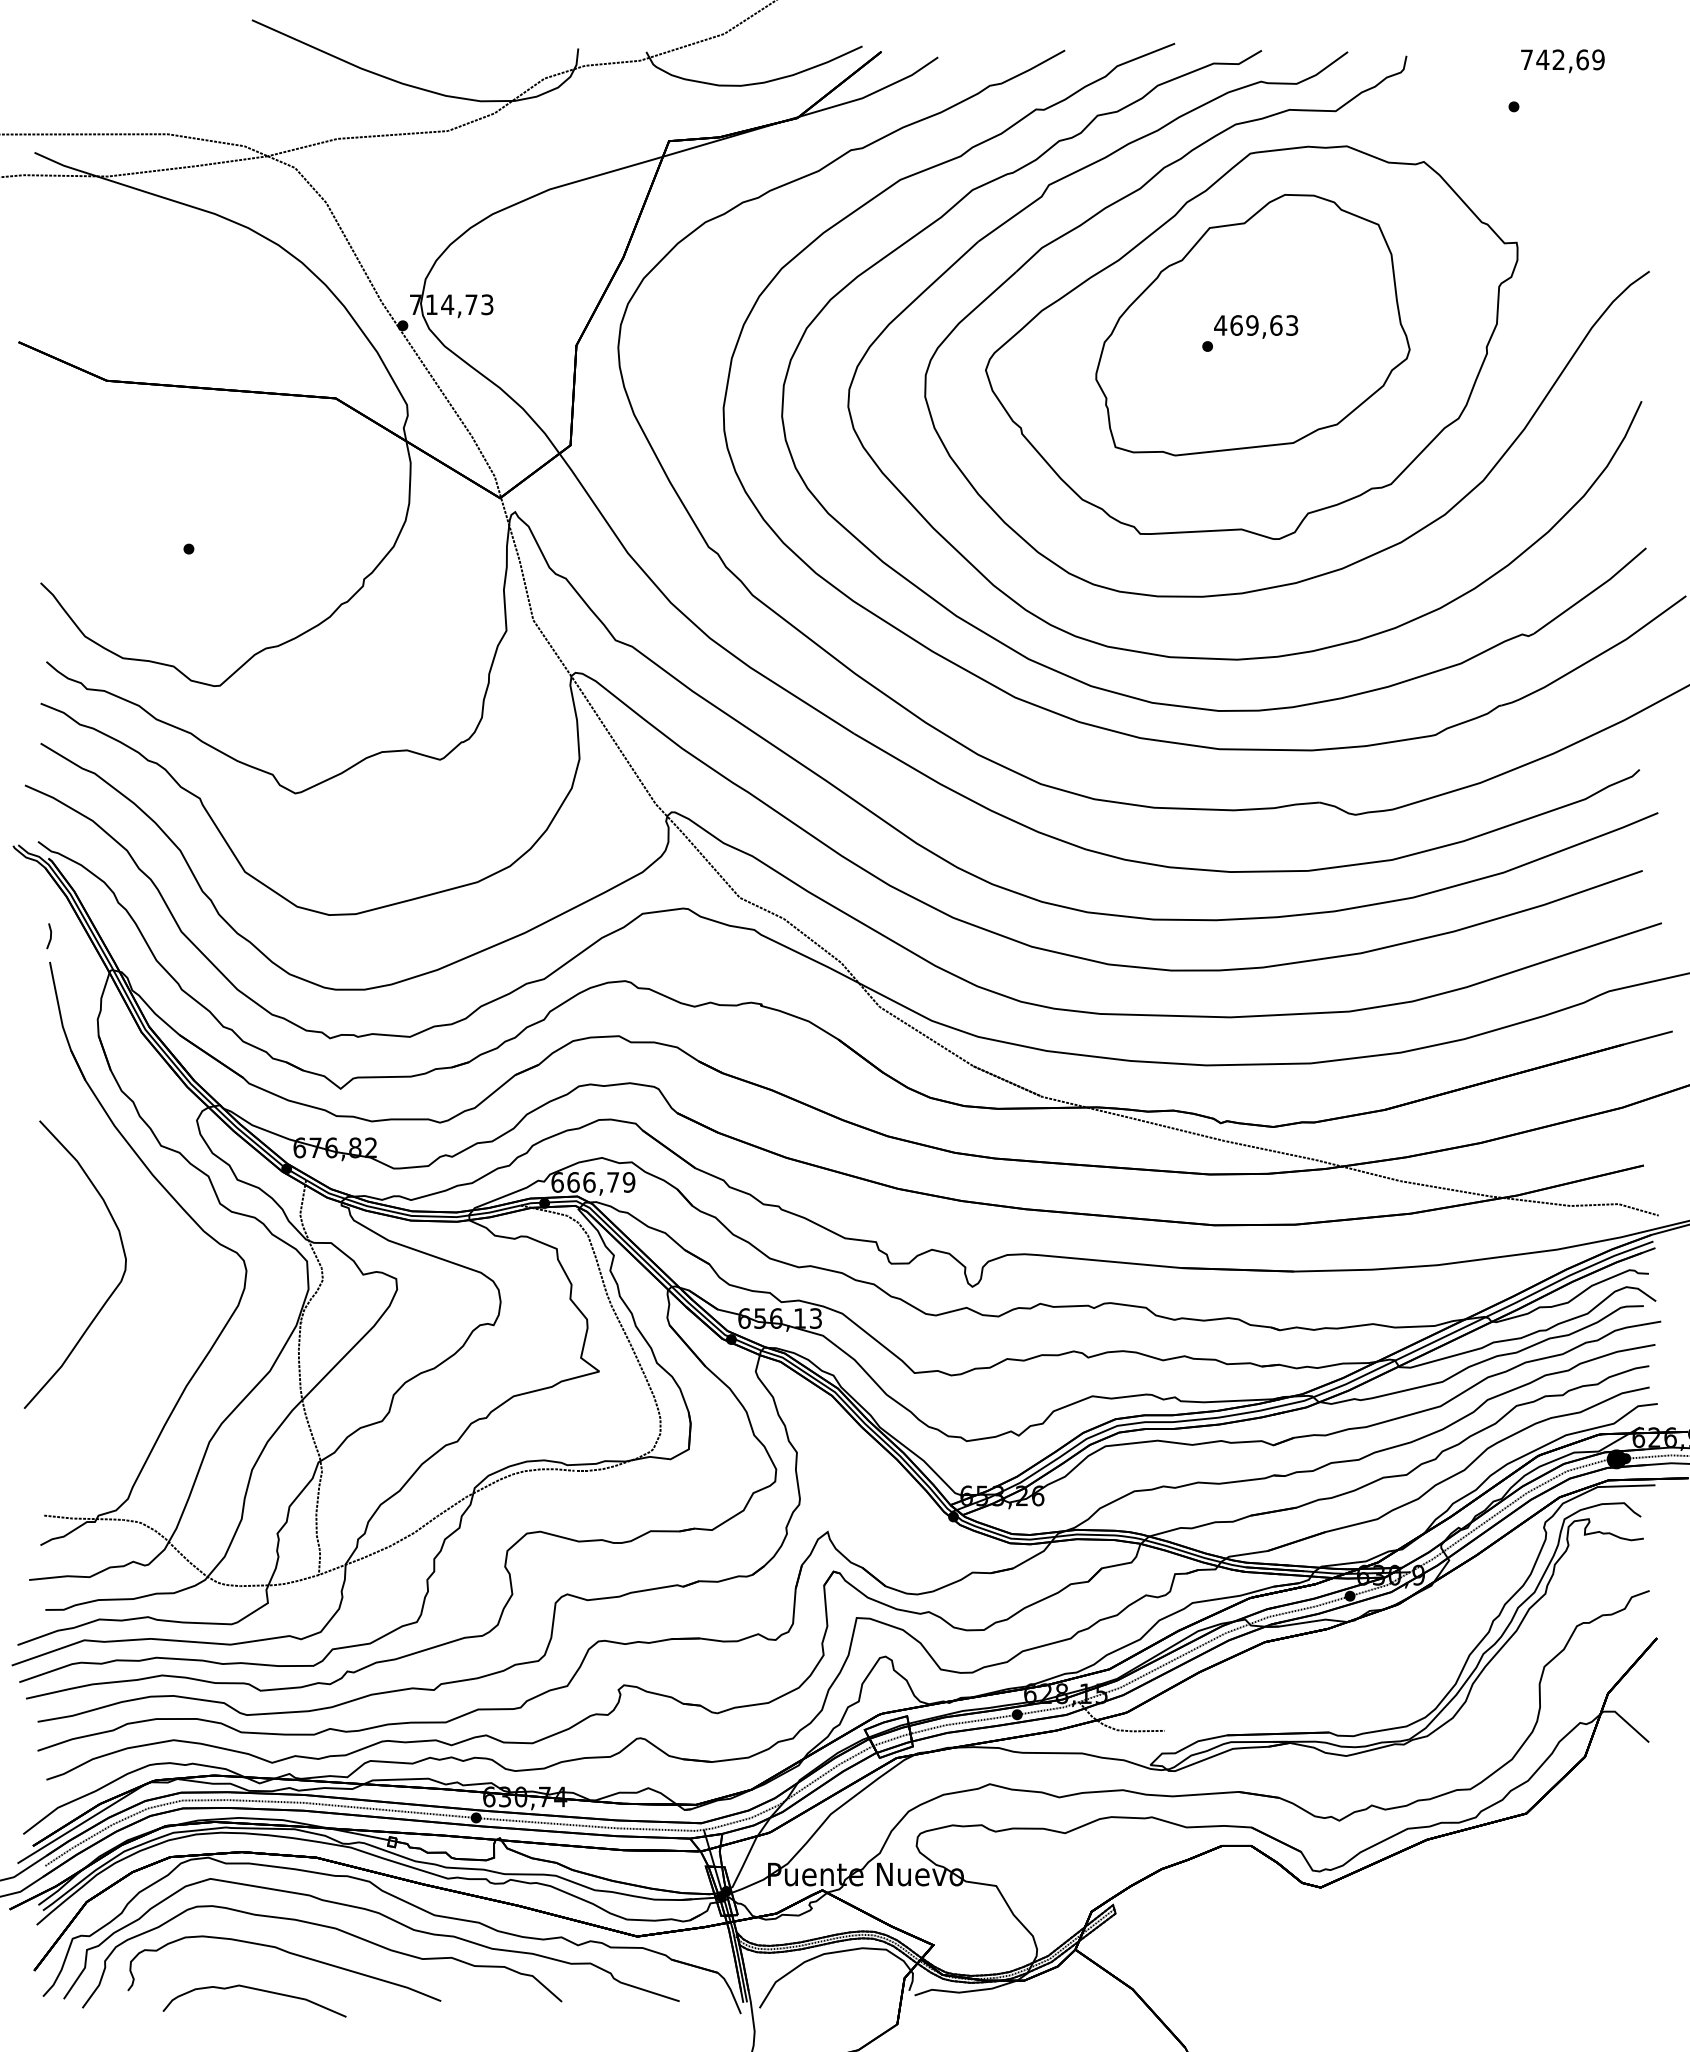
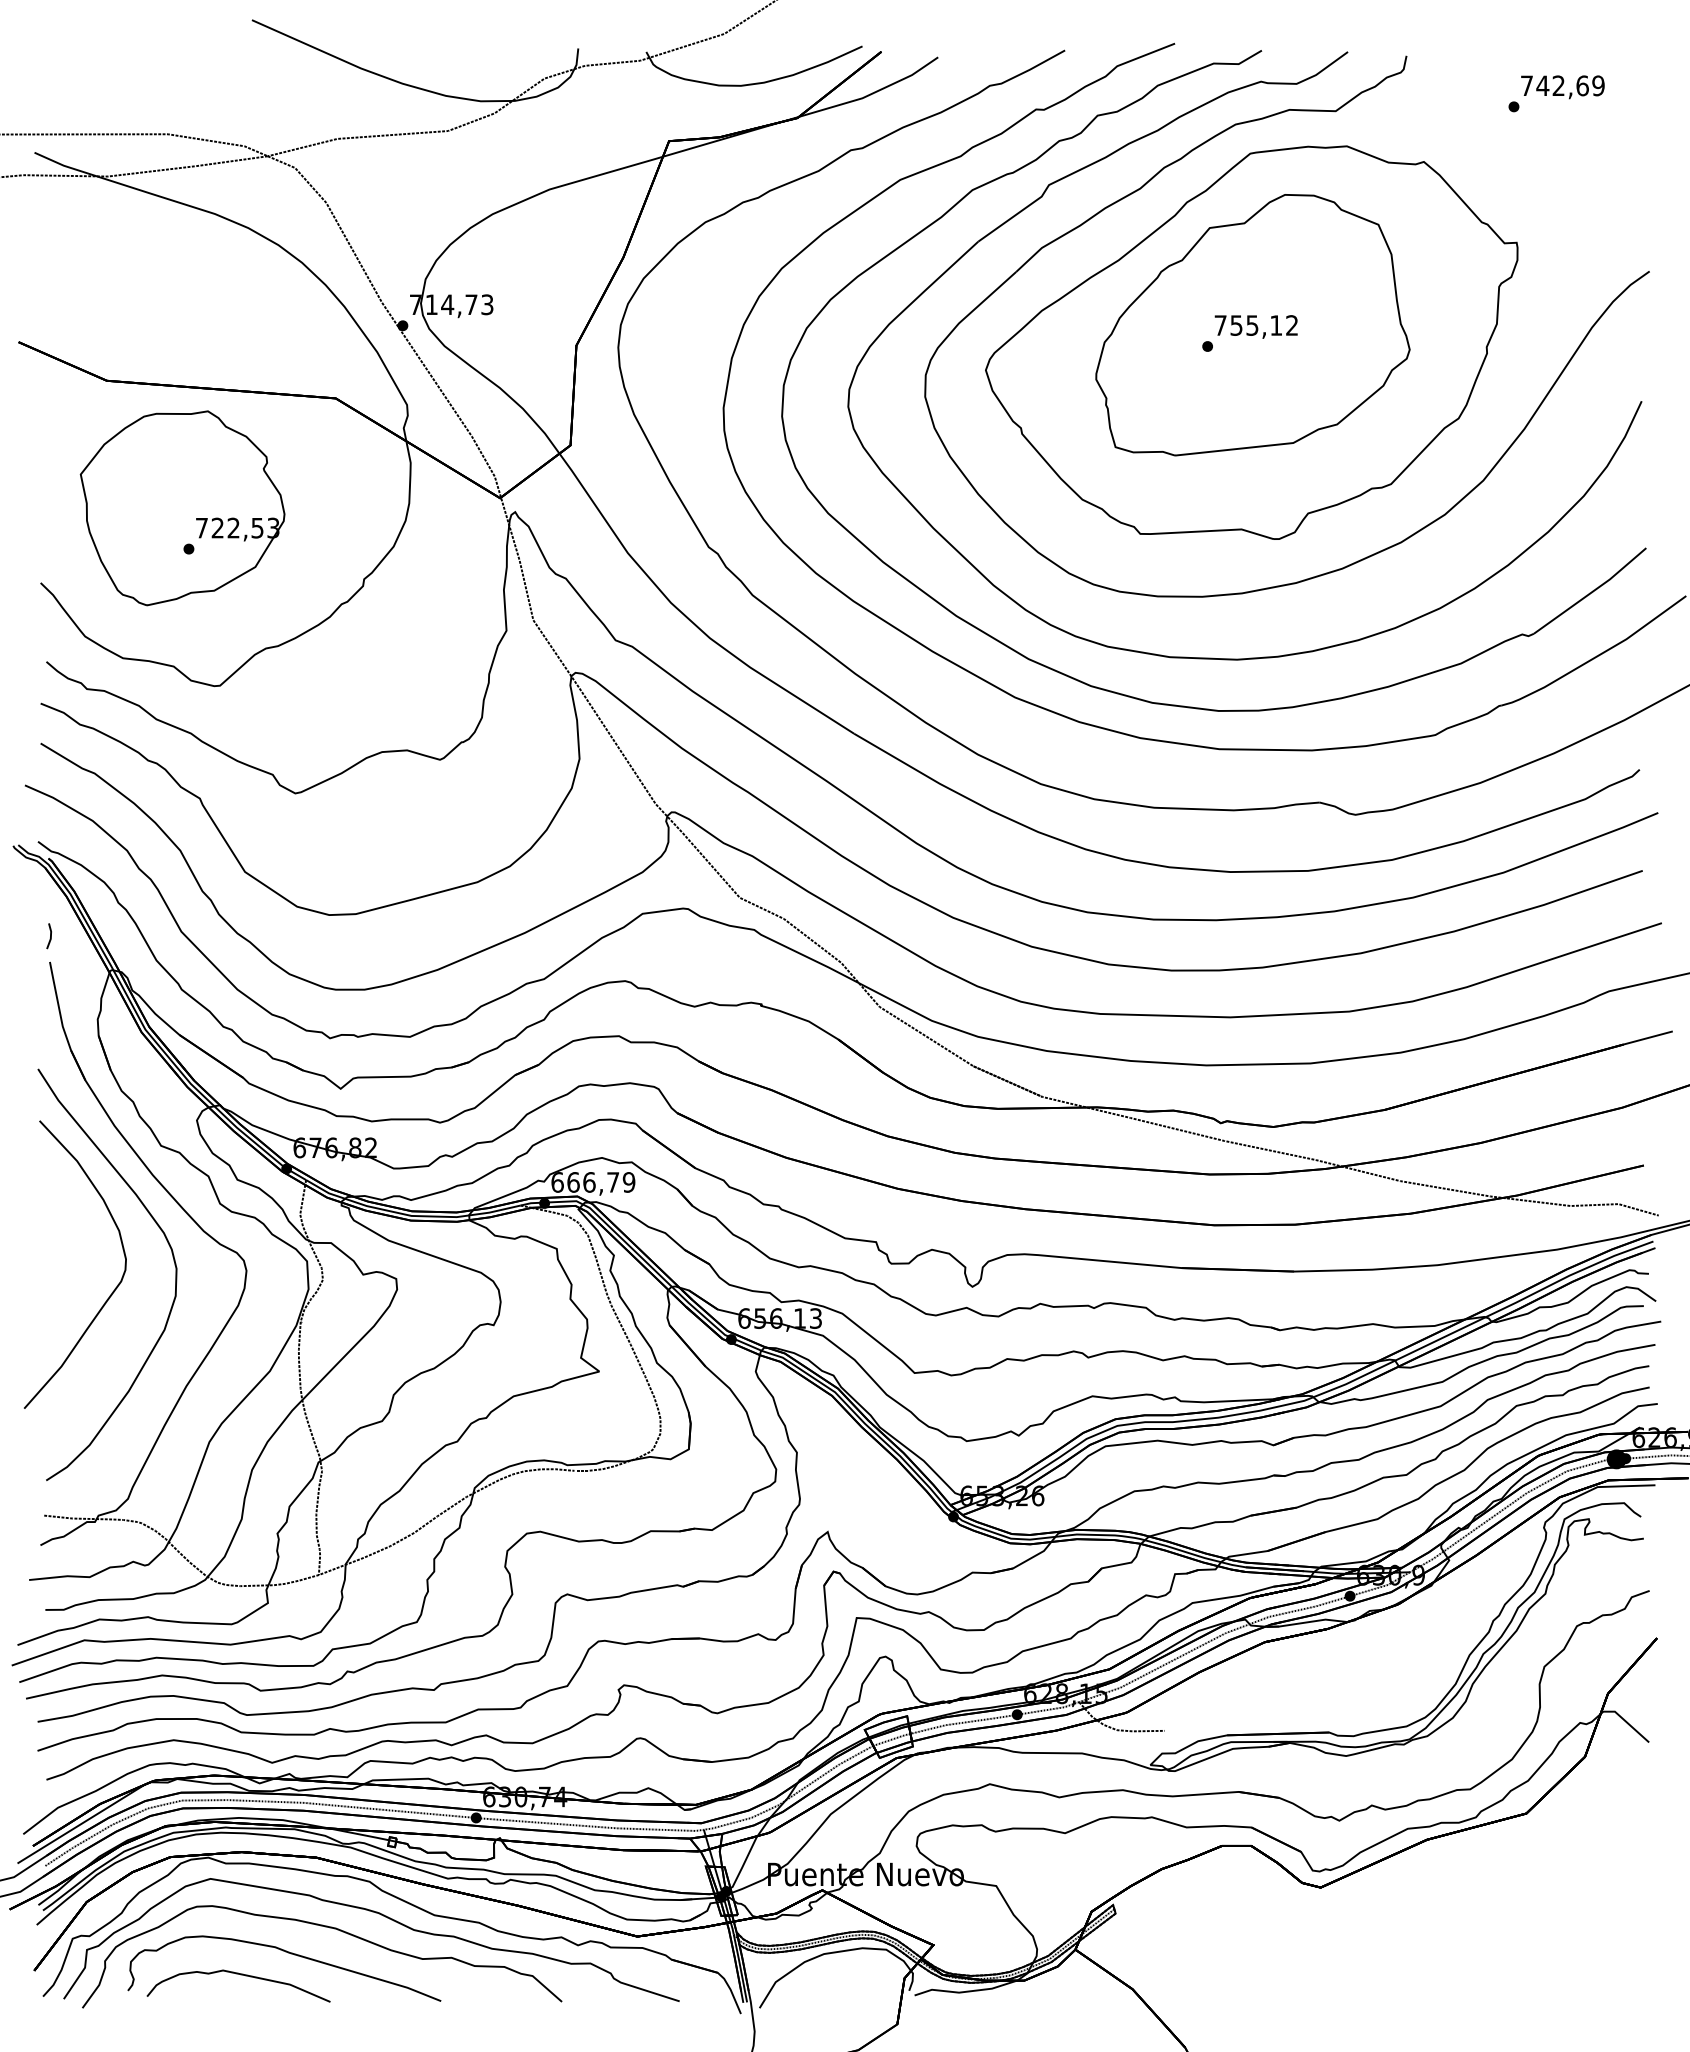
text position: (1562, 61) -> (1562, 87) (1562, 87)
text: 469,63 -> 755,12 (1256, 325)
part: none -> present (182, 508)
part: none -> present (172, 1257)
part position: (256, 1990) -> (240, 1975) (240, 1975)
